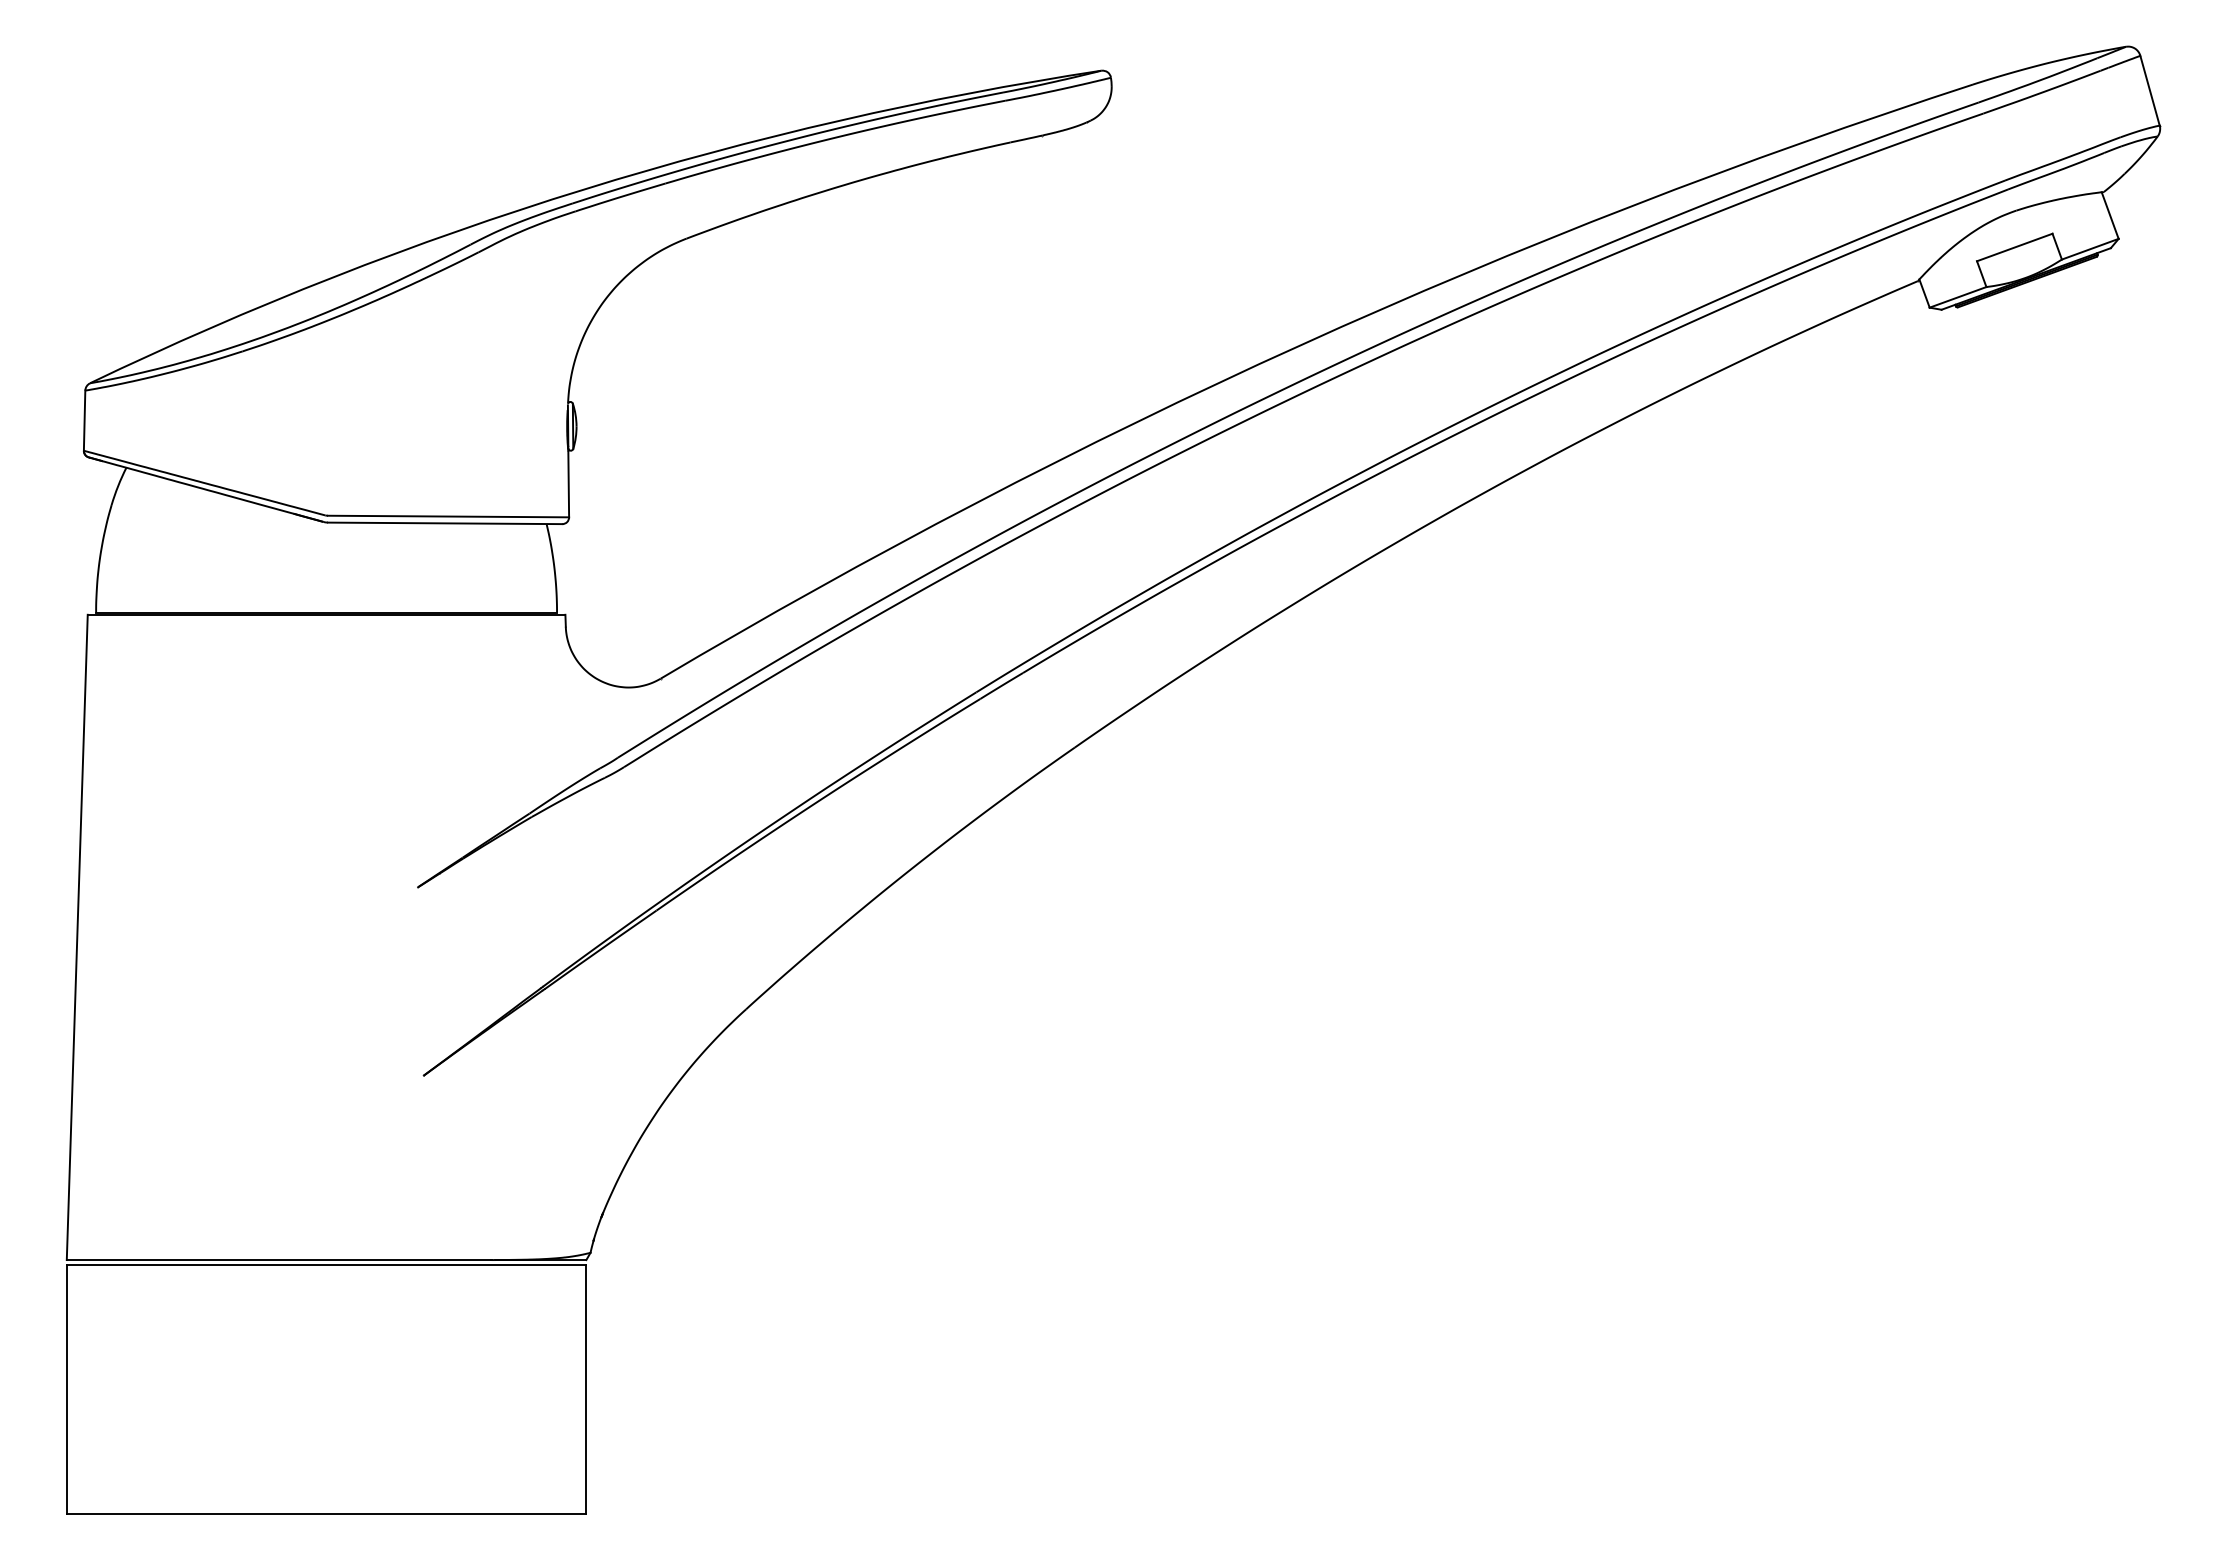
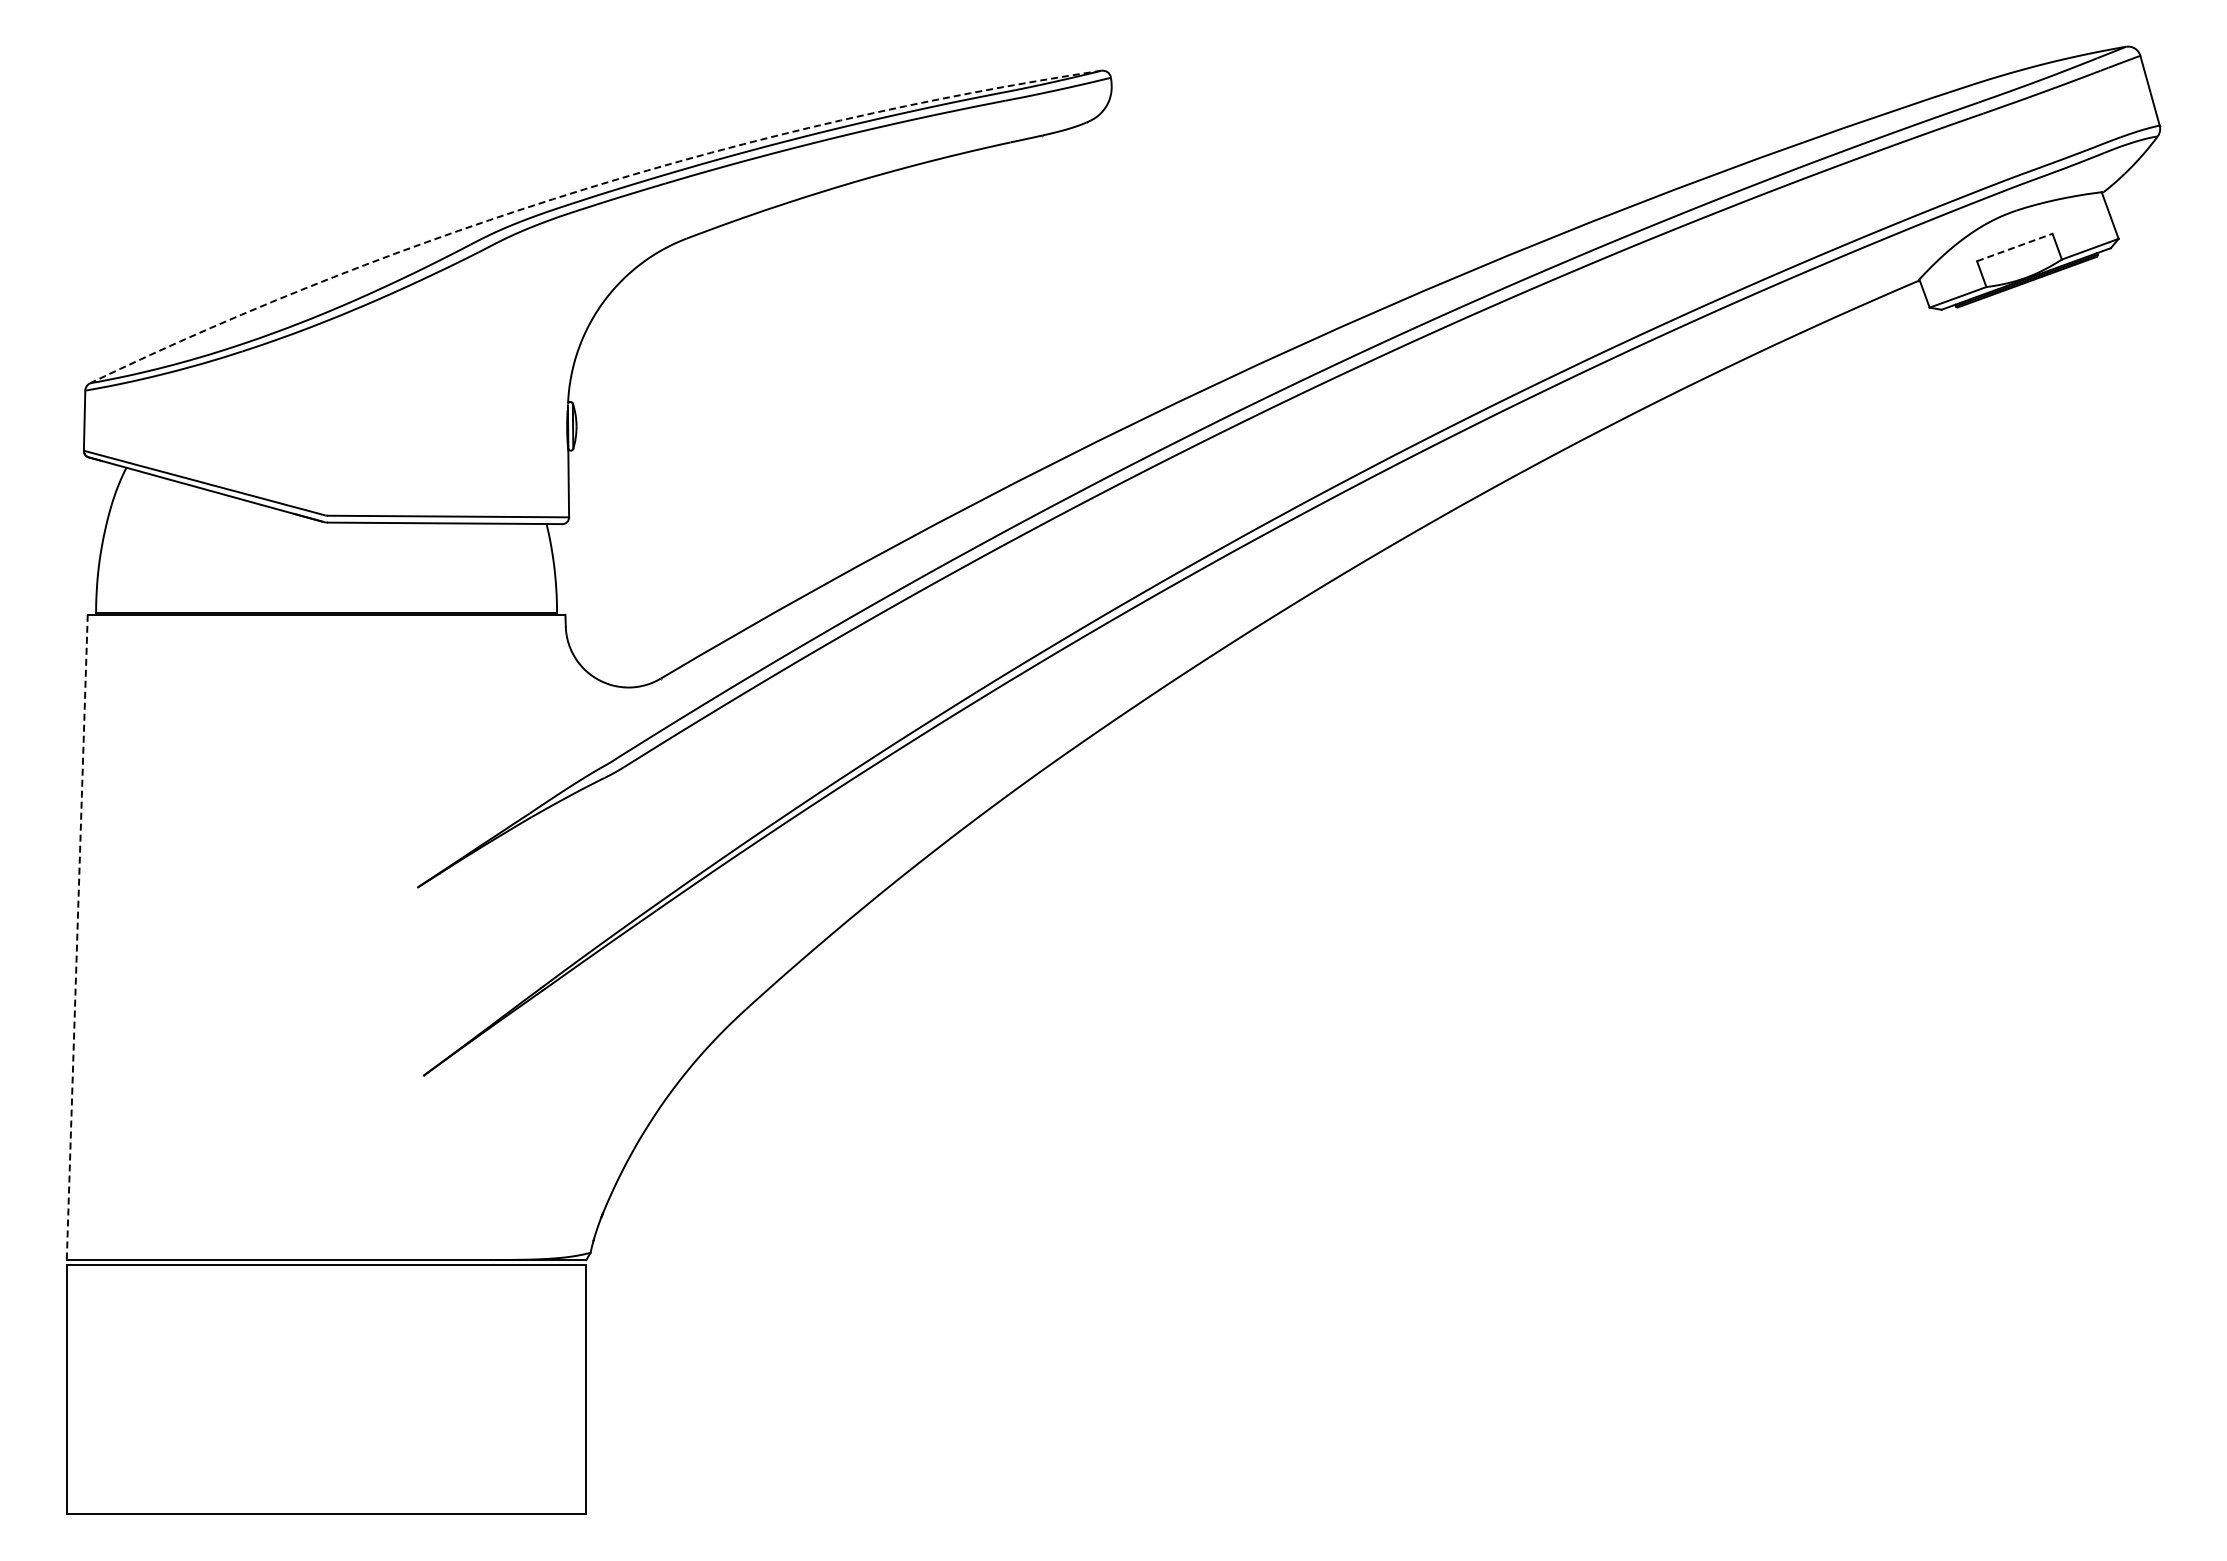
arc: solid -> dashed (584, 189)
line: solid -> dashed (2015, 247)
line: solid -> dashed (77, 937)
